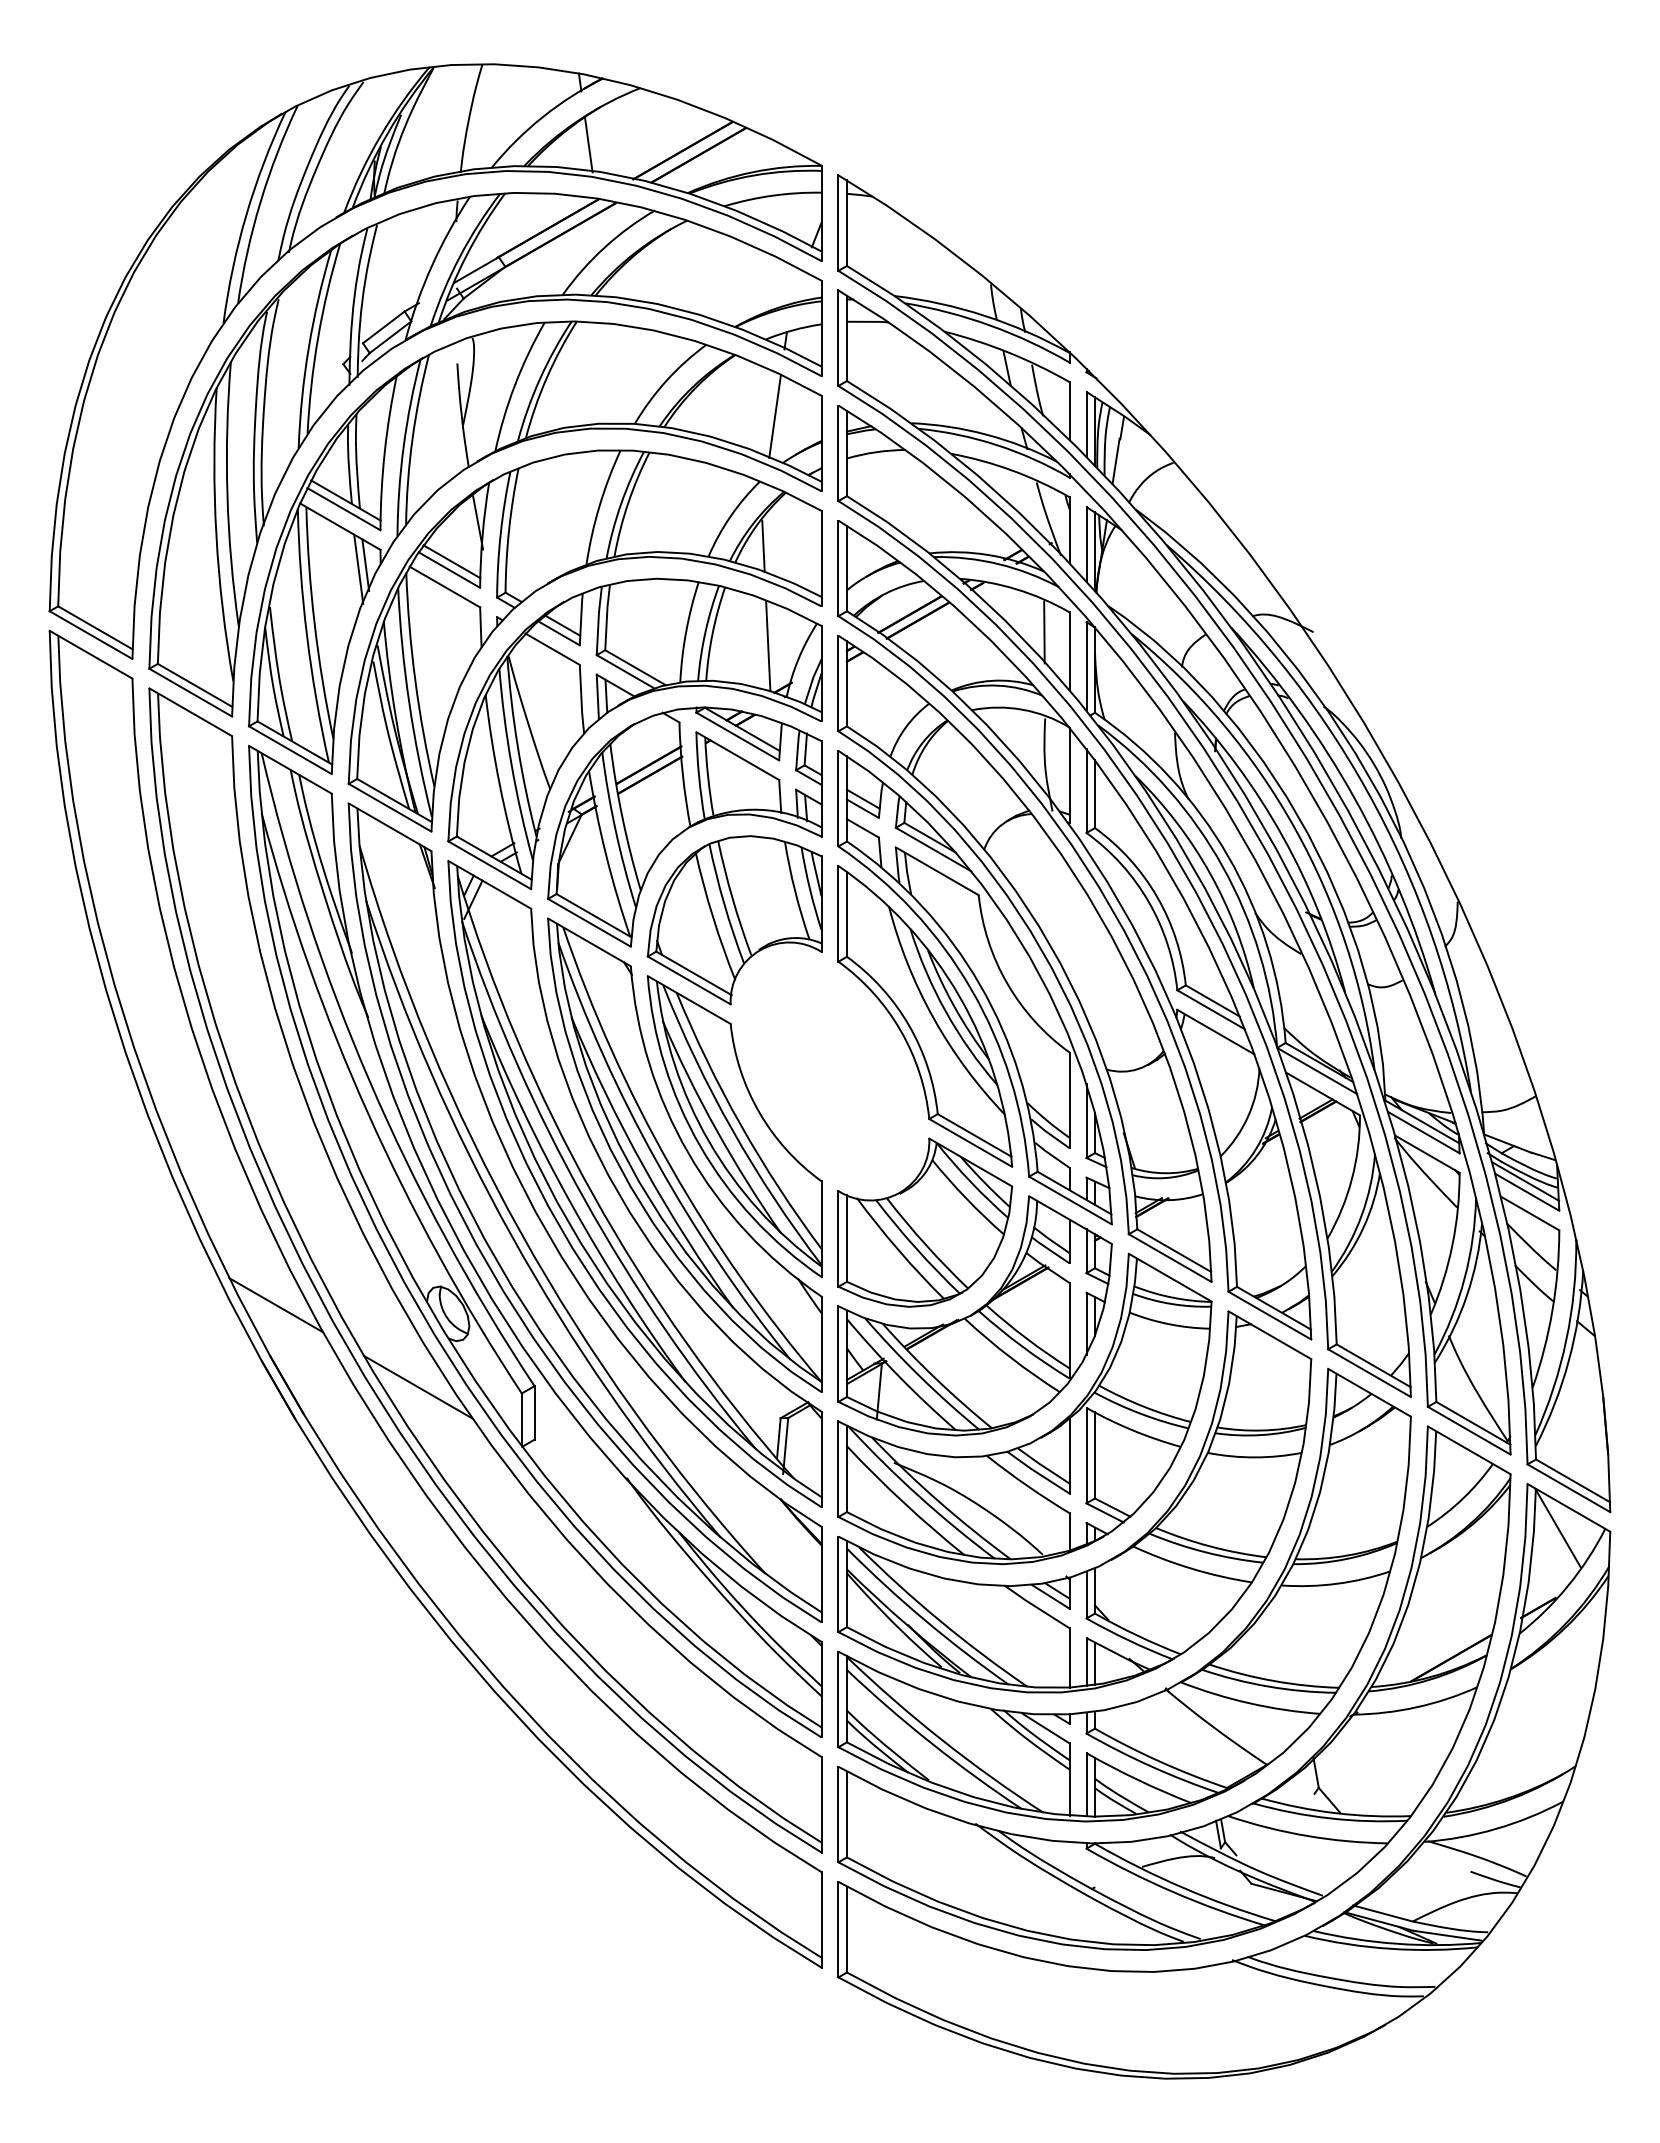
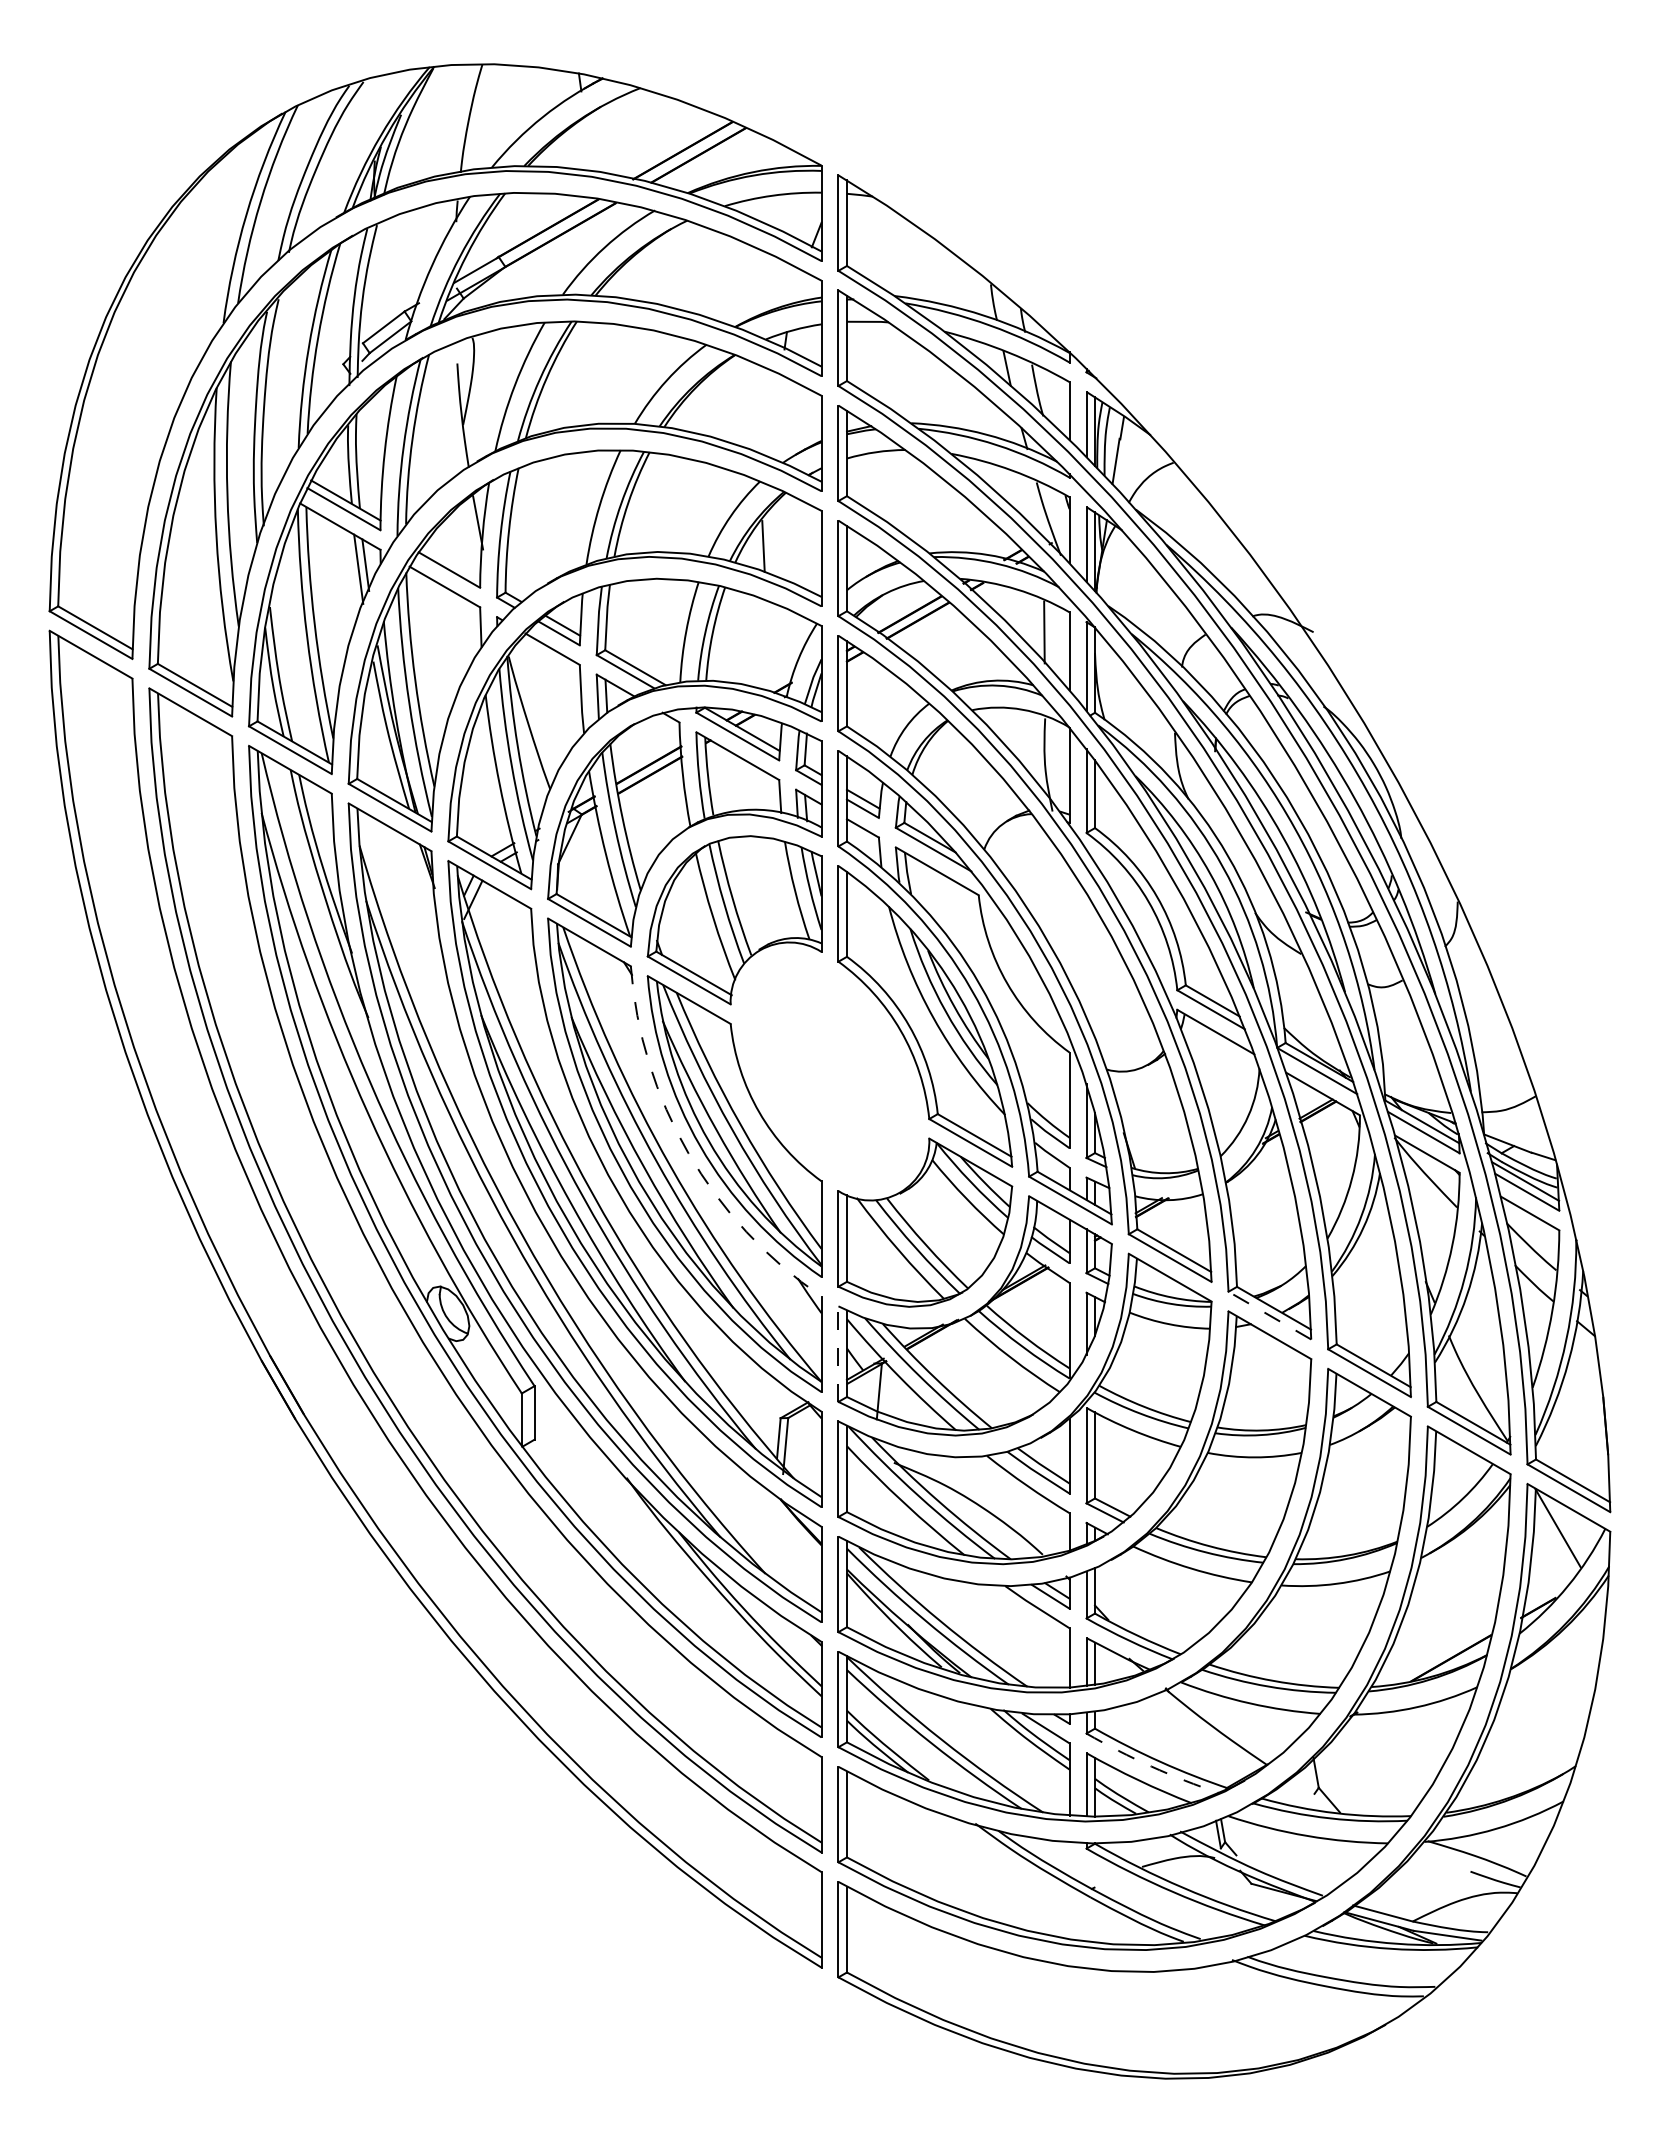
line: present -> none (588, 145)
line: present -> none (774, 416)
line: present -> none (451, 561)
line: present -> none (768, 646)
arc: solid -> dashed (688, 1153)
line: present -> none (276, 1305)
line: solid -> dashed (1269, 1315)
line: solid -> dashed (838, 1354)
line: present -> none (417, 1386)
arc: solid -> dashed (1151, 1766)
